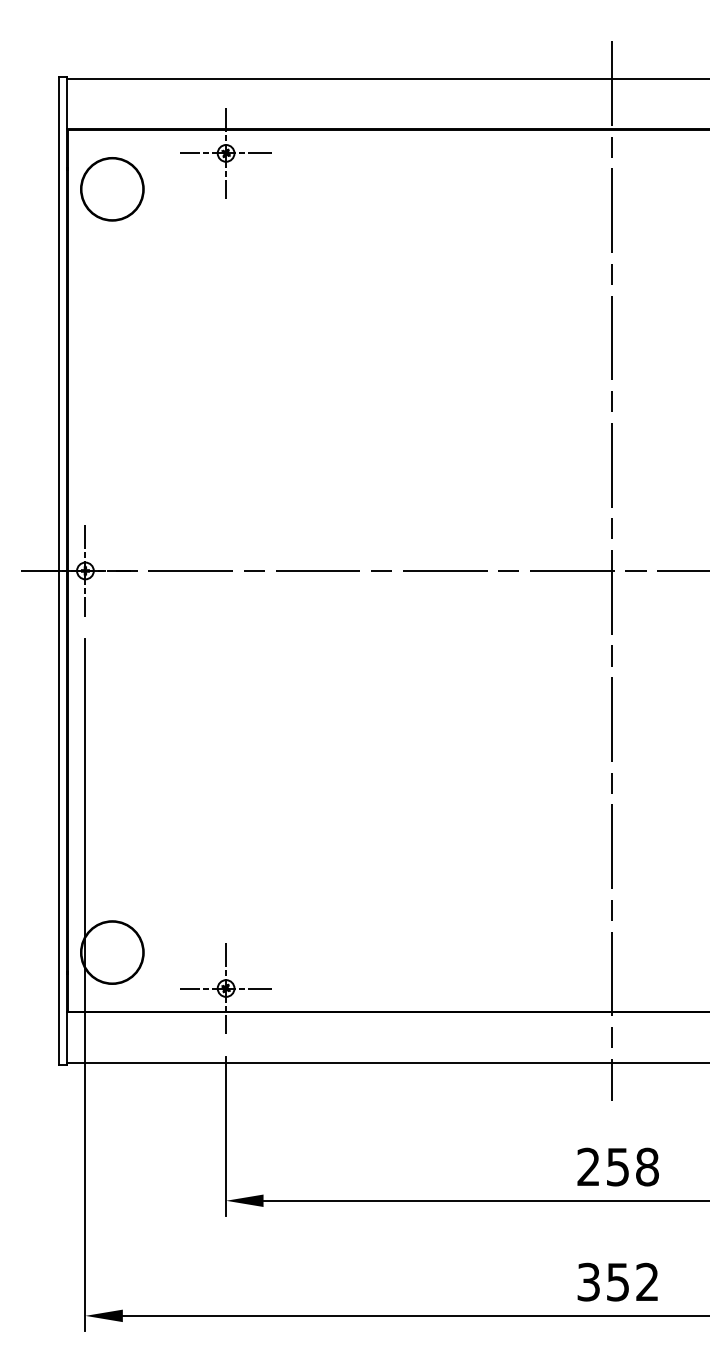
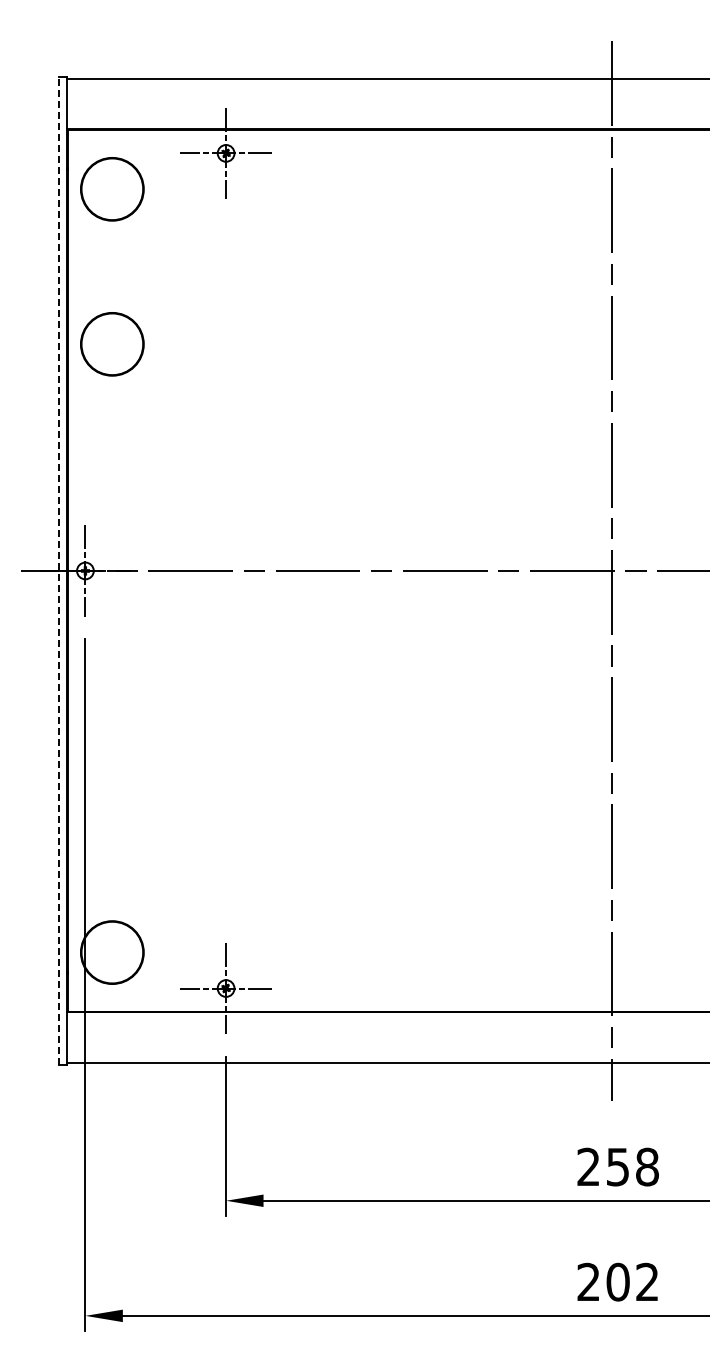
circle: none -> present (112, 344)
line: solid -> dashed (58, 570)
text: 352 -> 202 (603, 1281)
